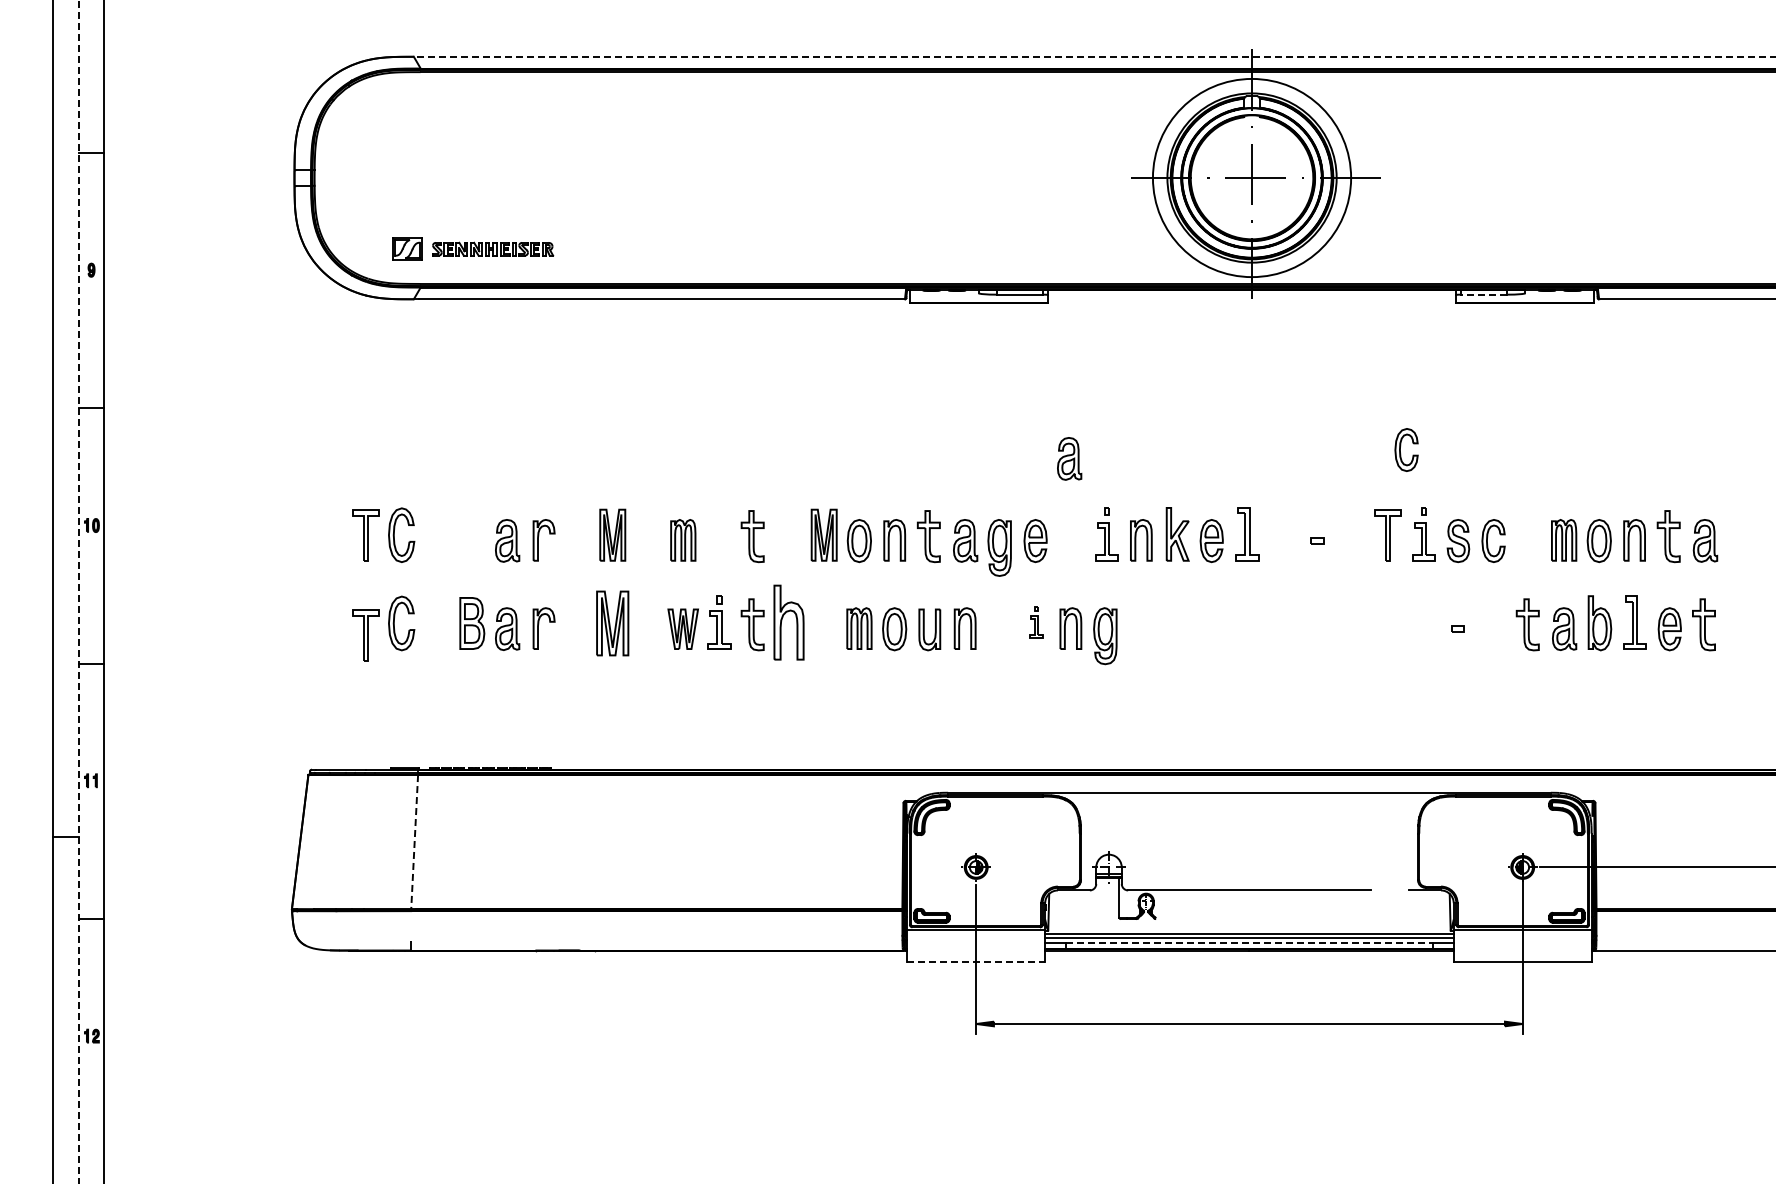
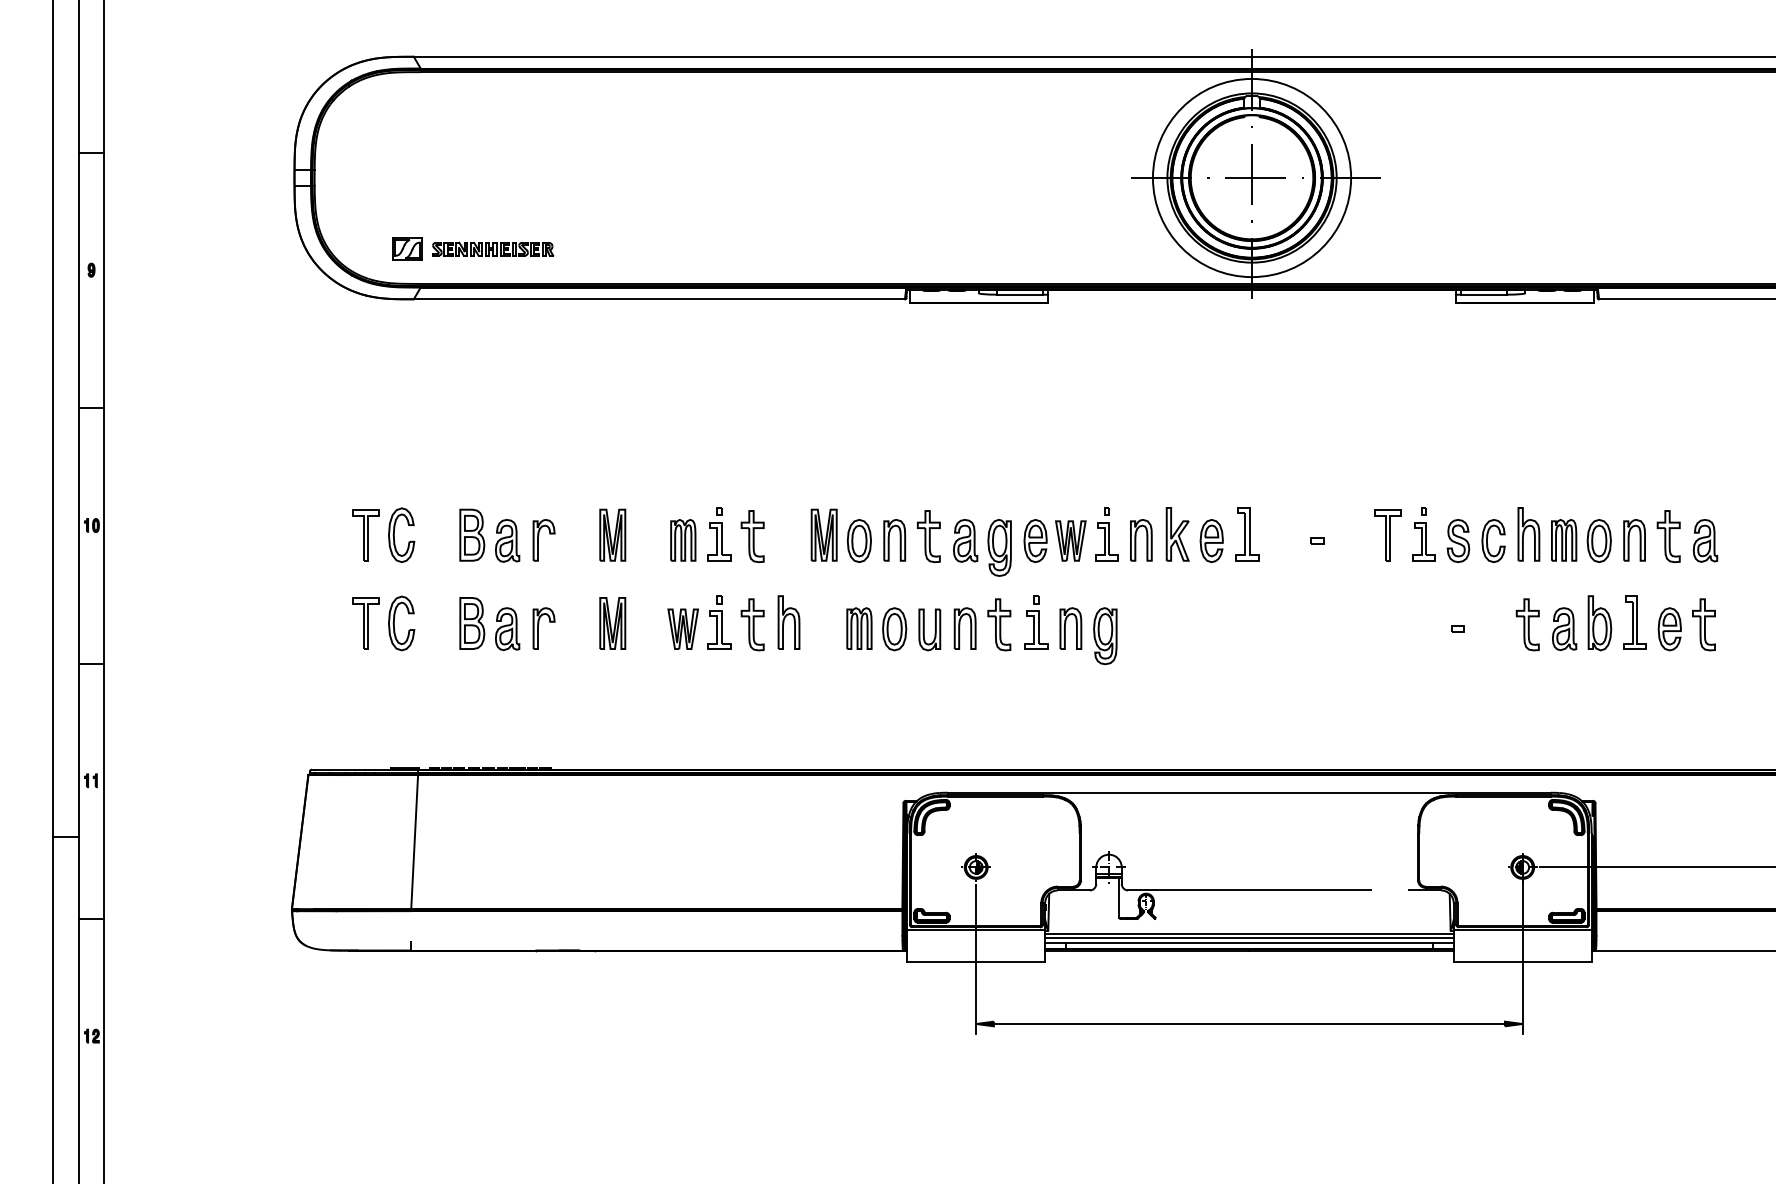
line: dashed -> solid (1094, 56)
line: dashed -> solid (1484, 294)
part: present -> none (1406, 449)
part: present -> none (1069, 458)
part: none -> present (472, 534)
part: none -> present (719, 534)
part: none -> present (1528, 534)
part: none -> present (1070, 540)
line: dashed -> solid (78, 591)
part size: 32x77 px -> 24x55 px (788, 622)
part size: 15x33 px -> 25x55 px (1036, 622)
part size: 34x67 px -> 28x53 px (612, 623)
part: none -> present (999, 624)
part position: (365, 635) -> (365, 623) (365, 623)
line: dashed -> solid (414, 842)
line: dashed -> solid (1249, 942)
line: dashed -> solid (976, 961)
